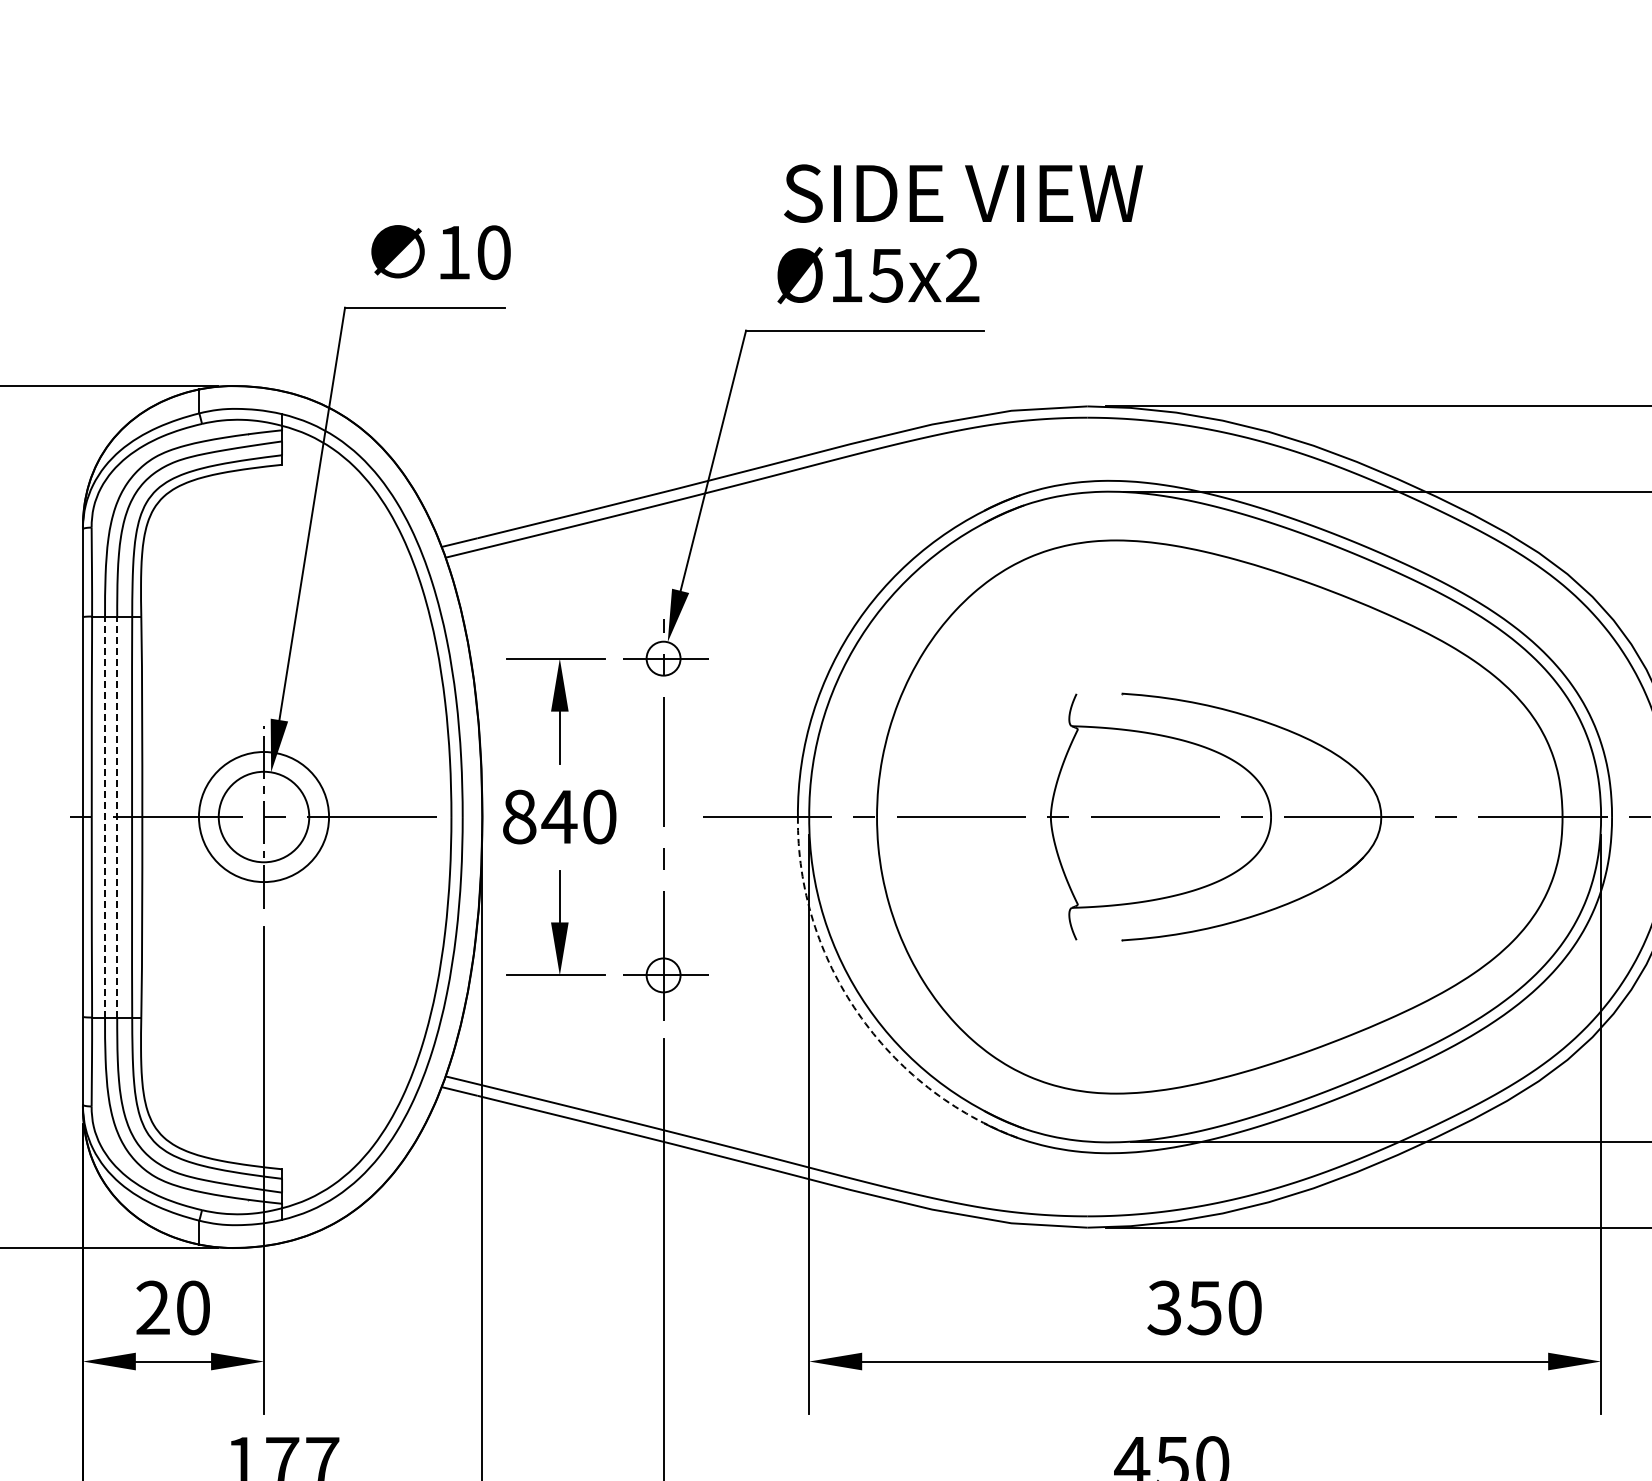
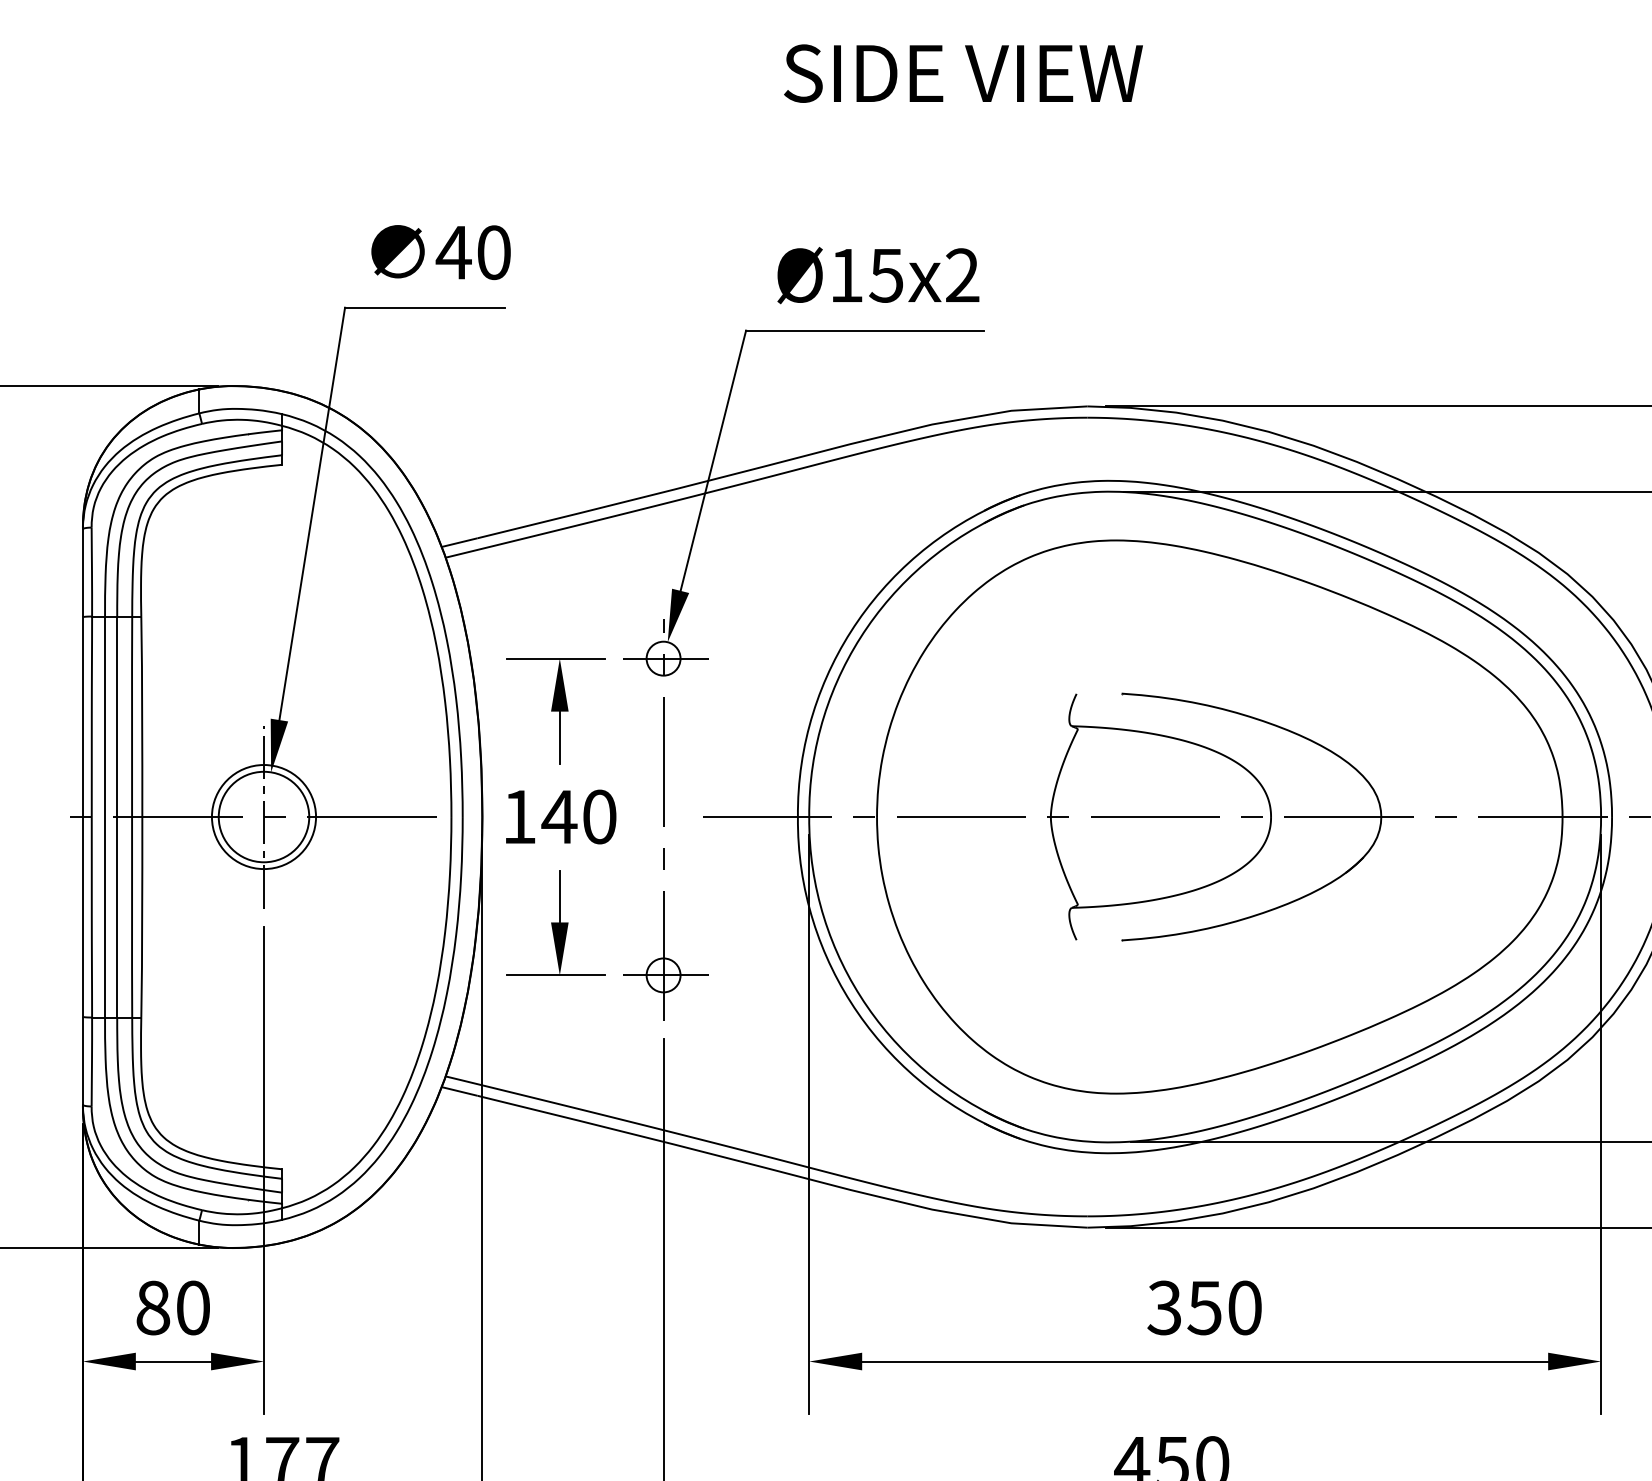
text position: (963, 193) -> (963, 73) (963, 73)
text: 10 -> 40 (453, 252)
line: dashed -> solid (105, 816)
line: dashed -> solid (117, 816)
text: 840 -> 140 (519, 816)
circle diameter: 130 px -> 104 px (263, 817)
arc: dashed -> solid (858, 1013)
text: 20 -> 80 (153, 1307)
